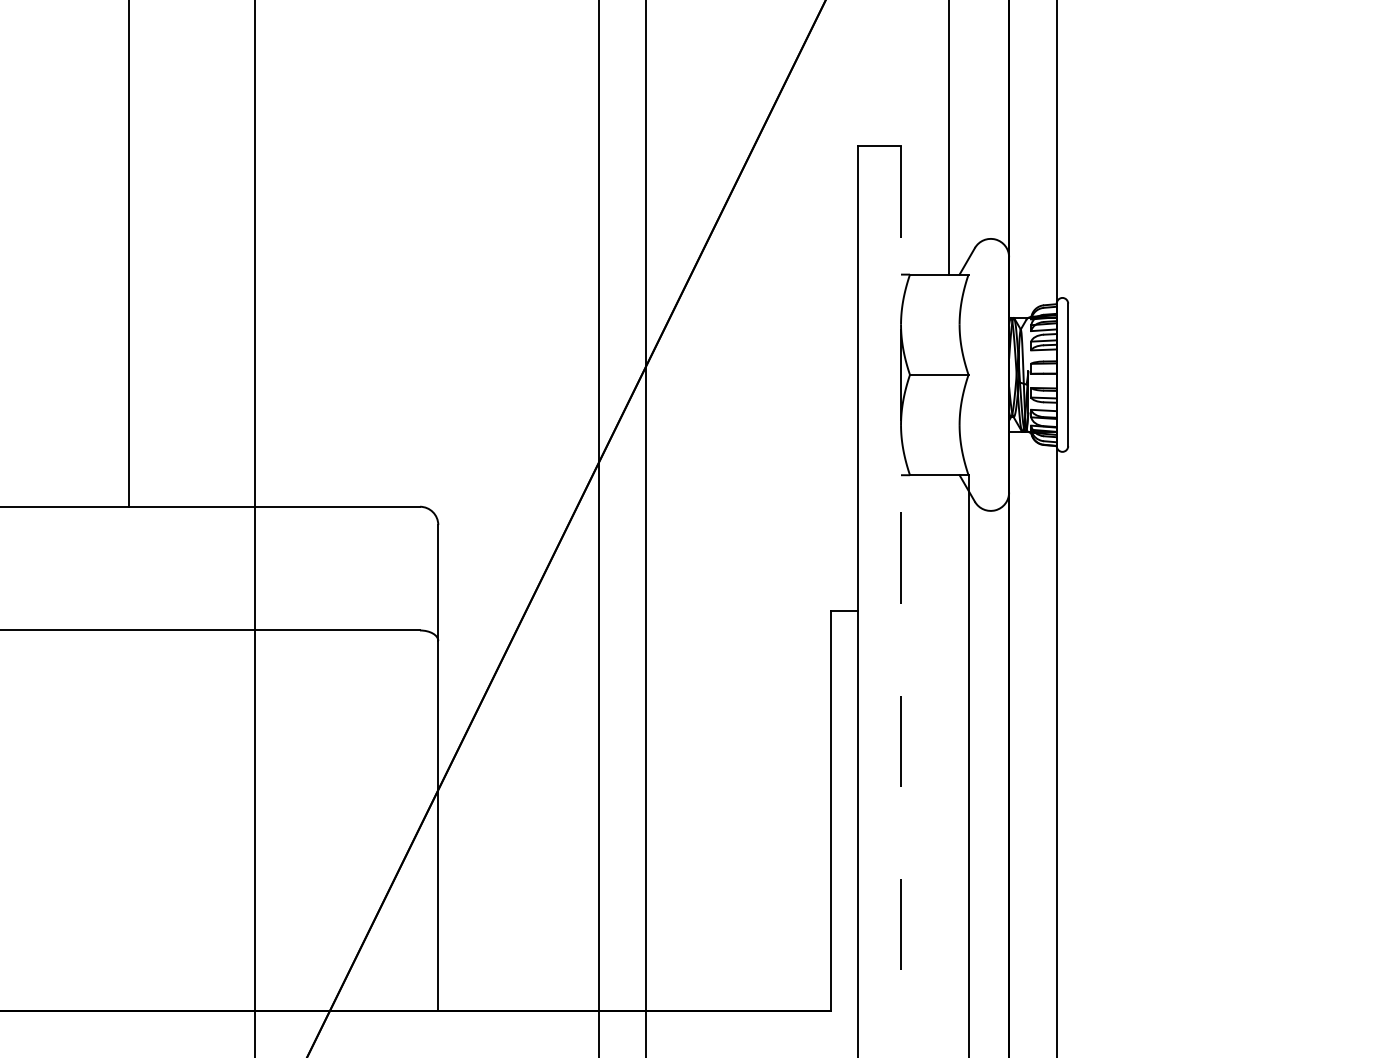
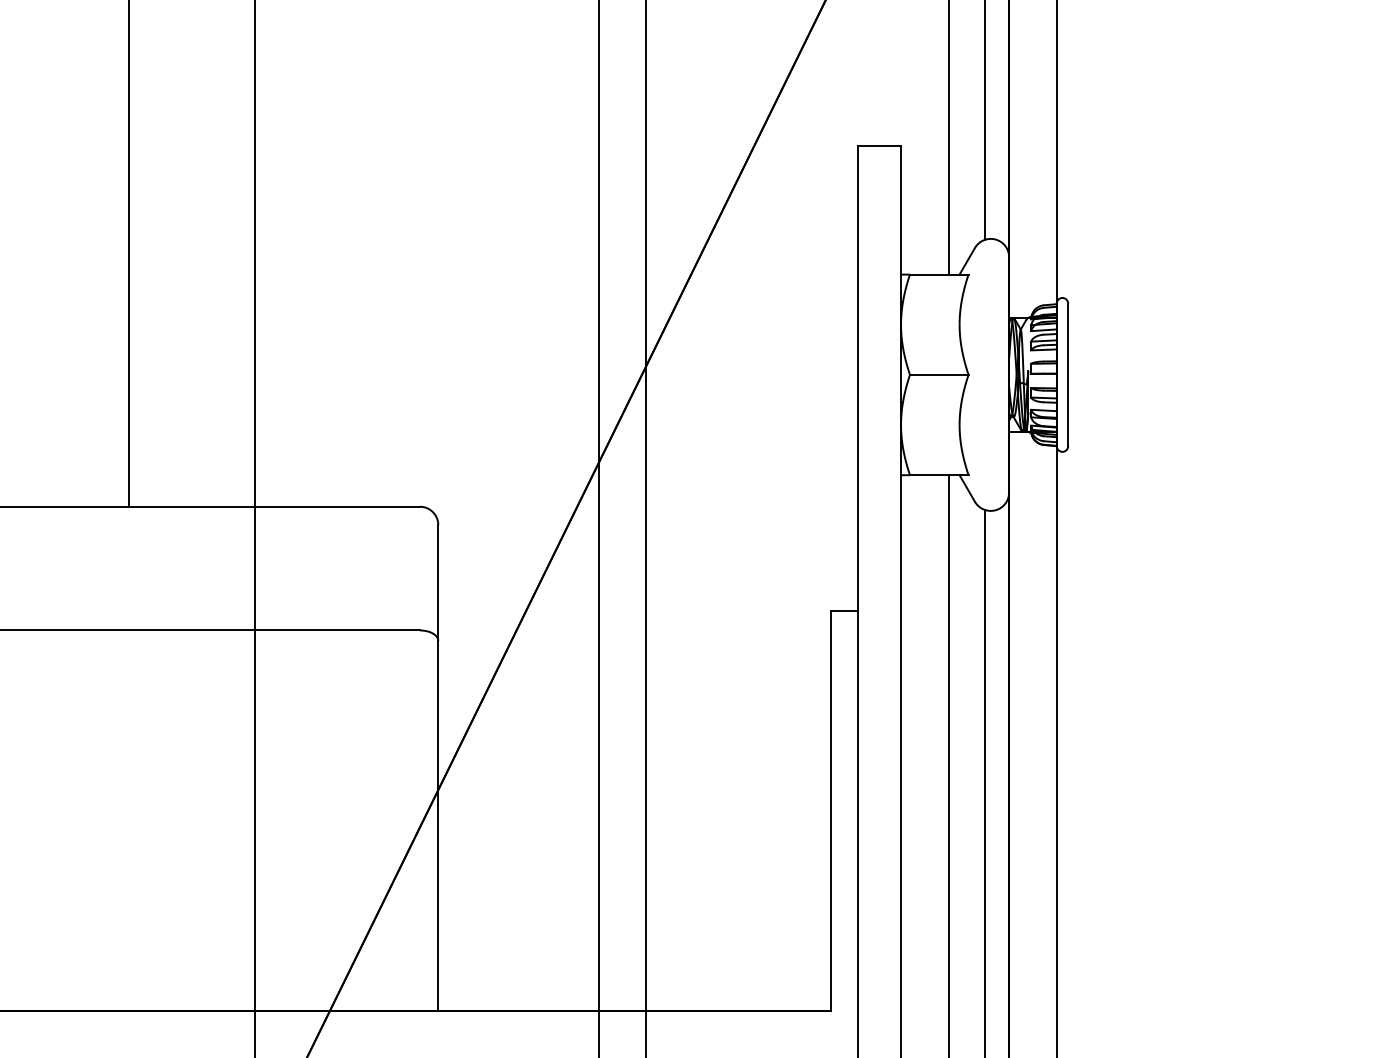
line: none -> present (985, 120)
line: dashed -> solid (901, 601)
line position: (969, 764) -> (949, 764) (949, 764)
line: none -> present (985, 782)
